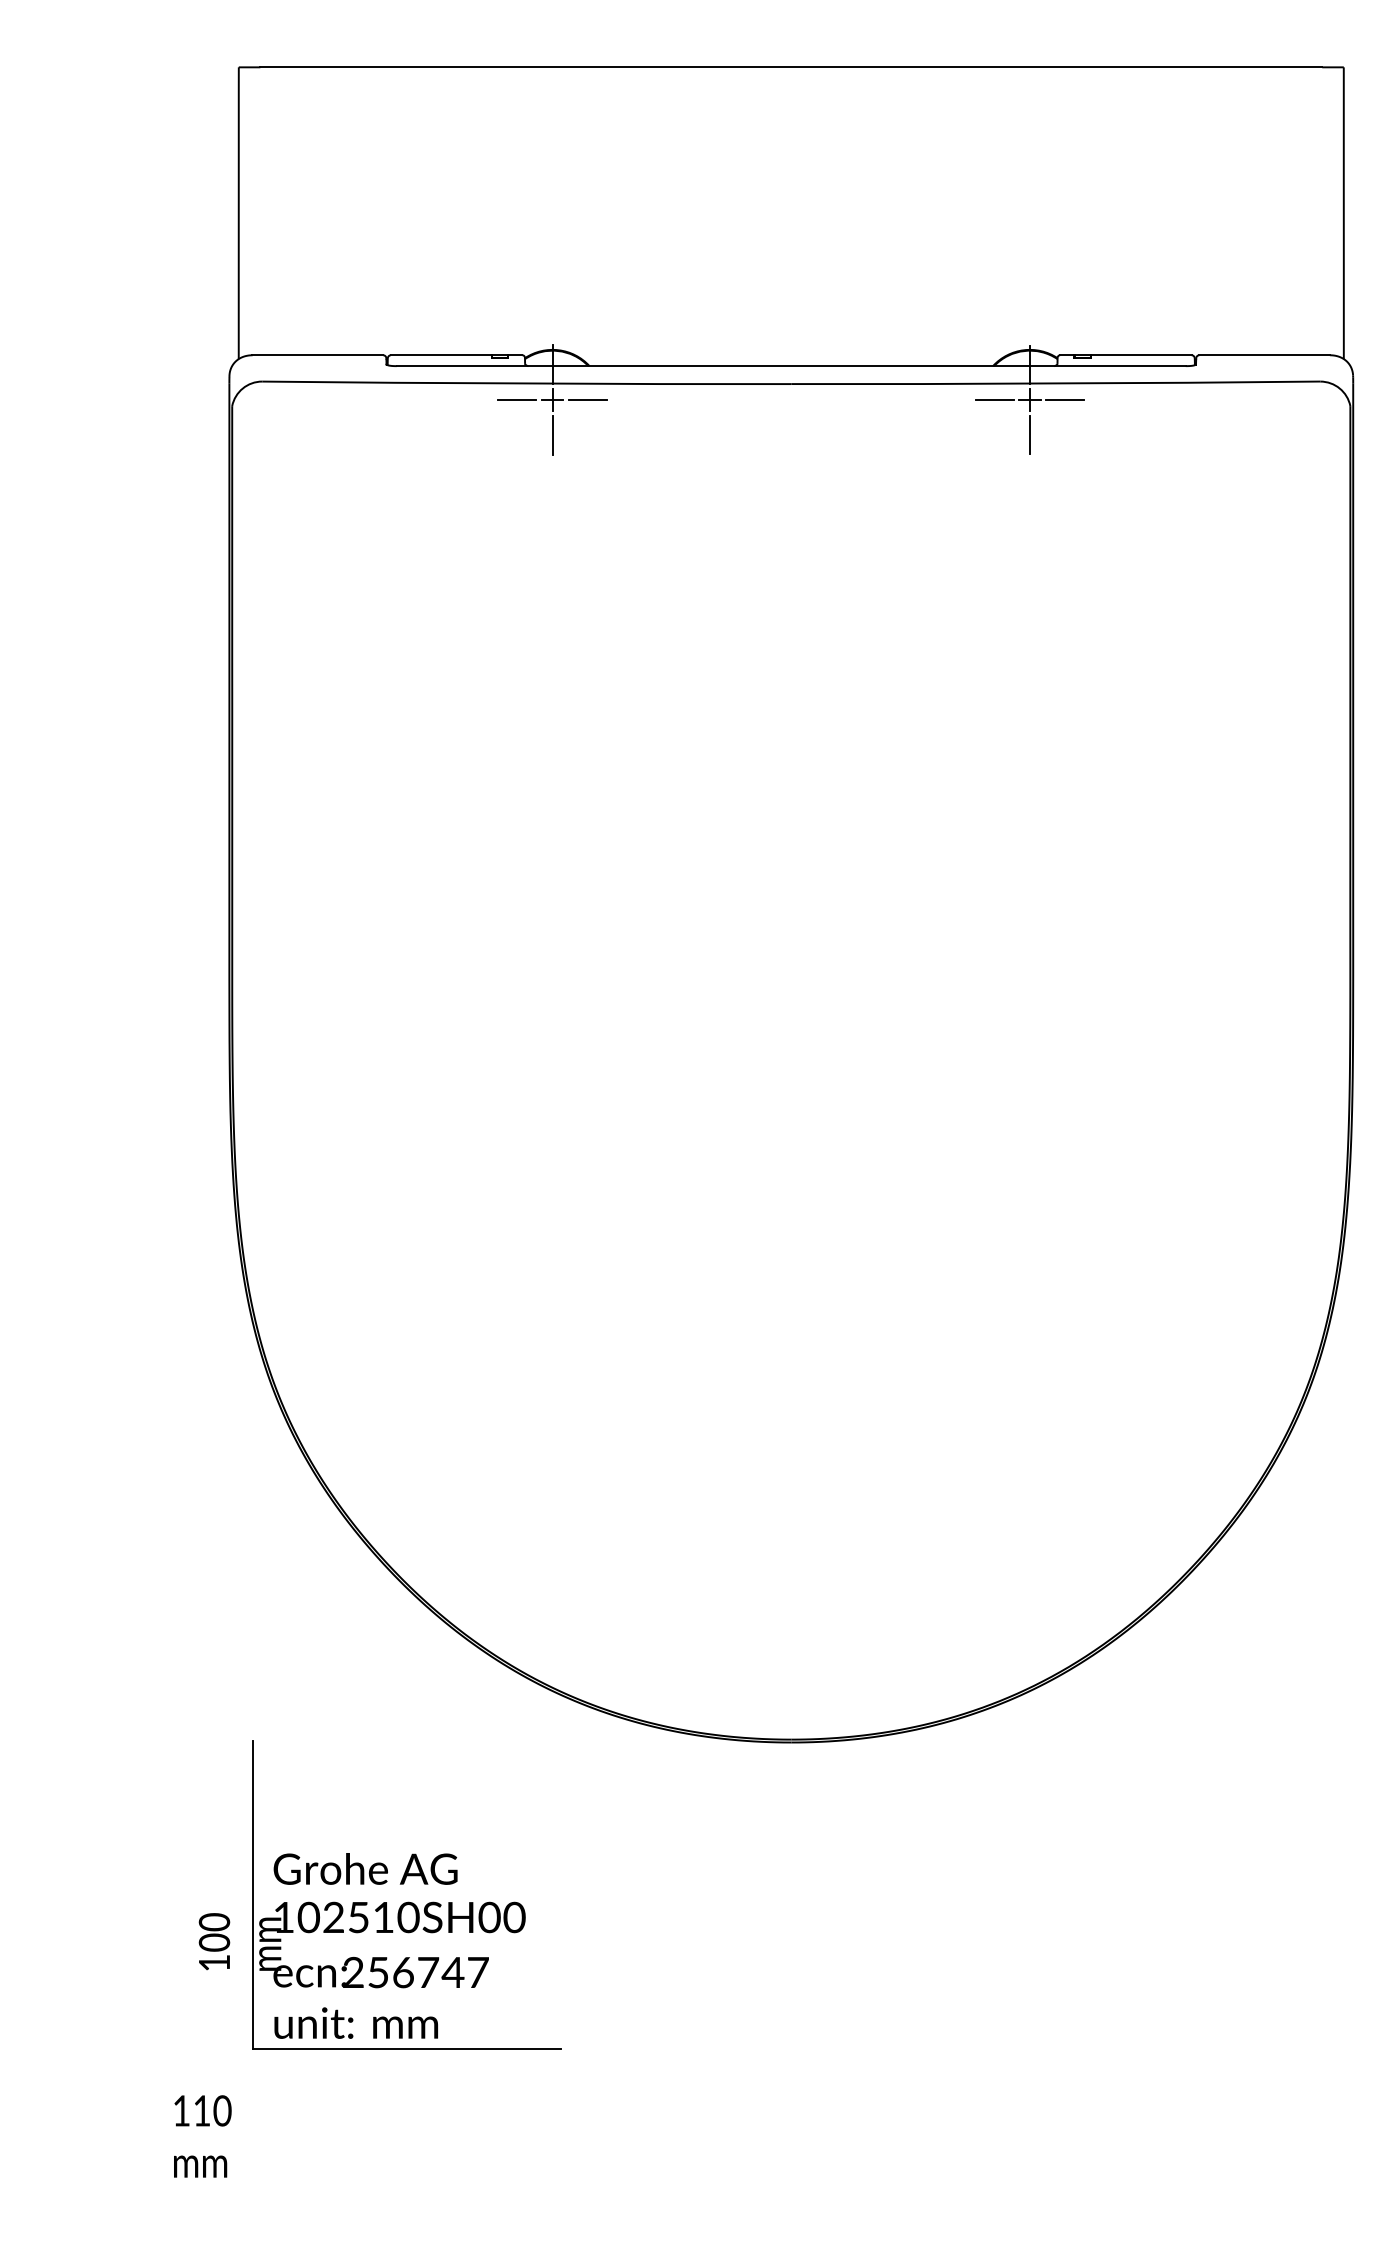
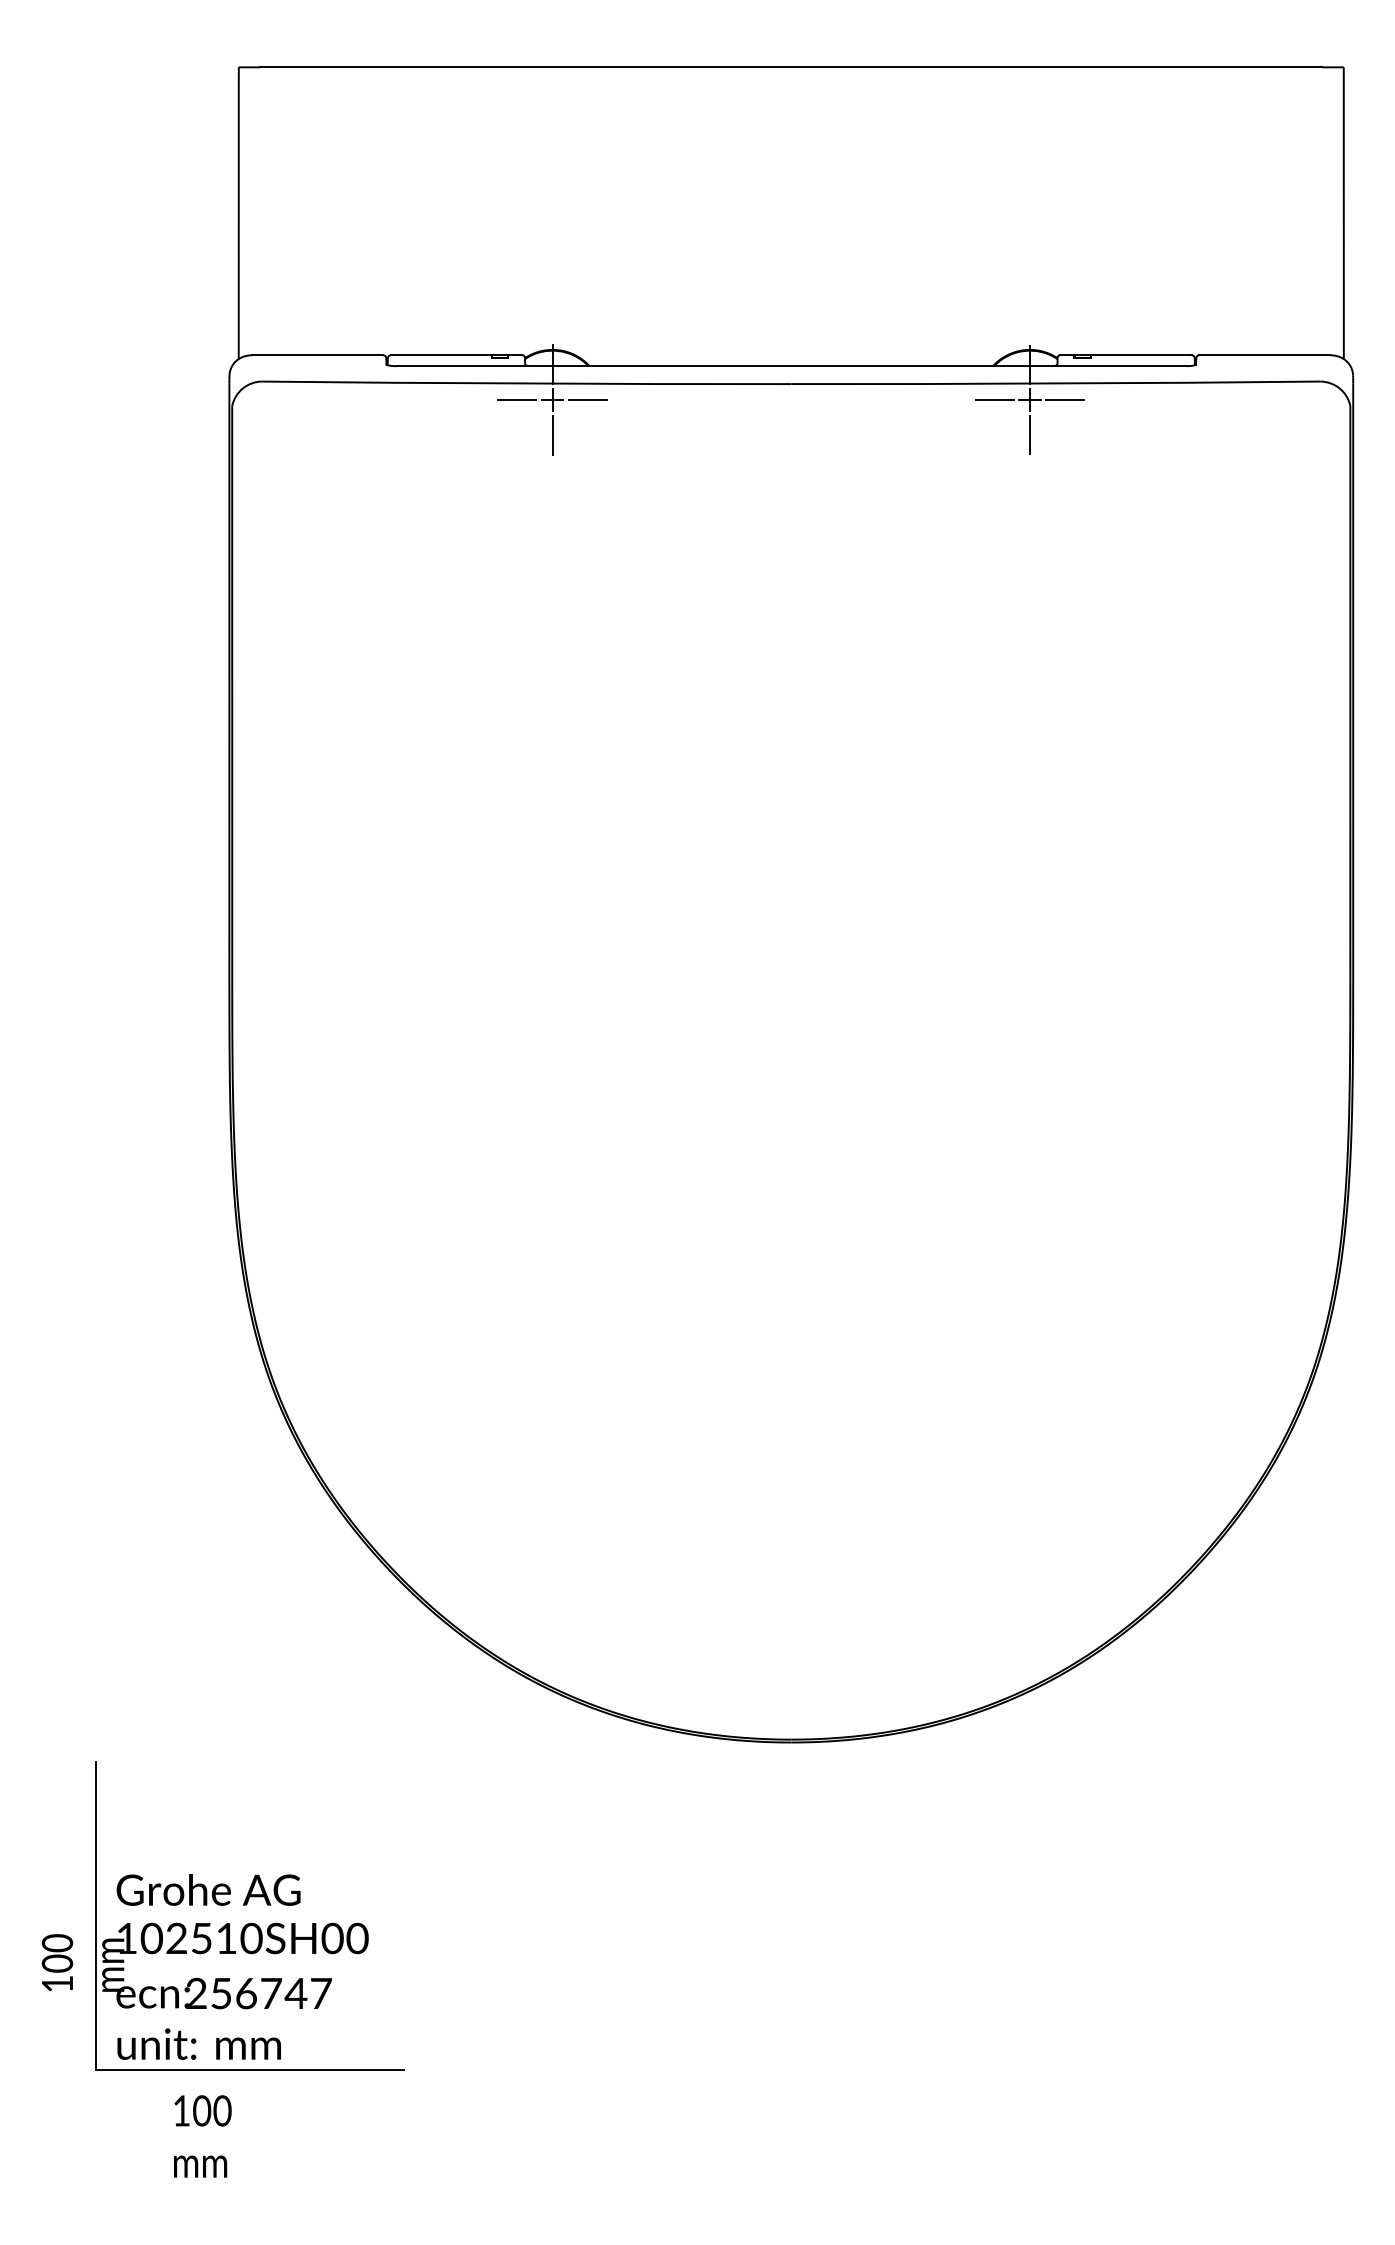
part position: (383, 1902) -> (226, 1923) (226, 1923)
text: 110 -> 100 (202, 2110)
